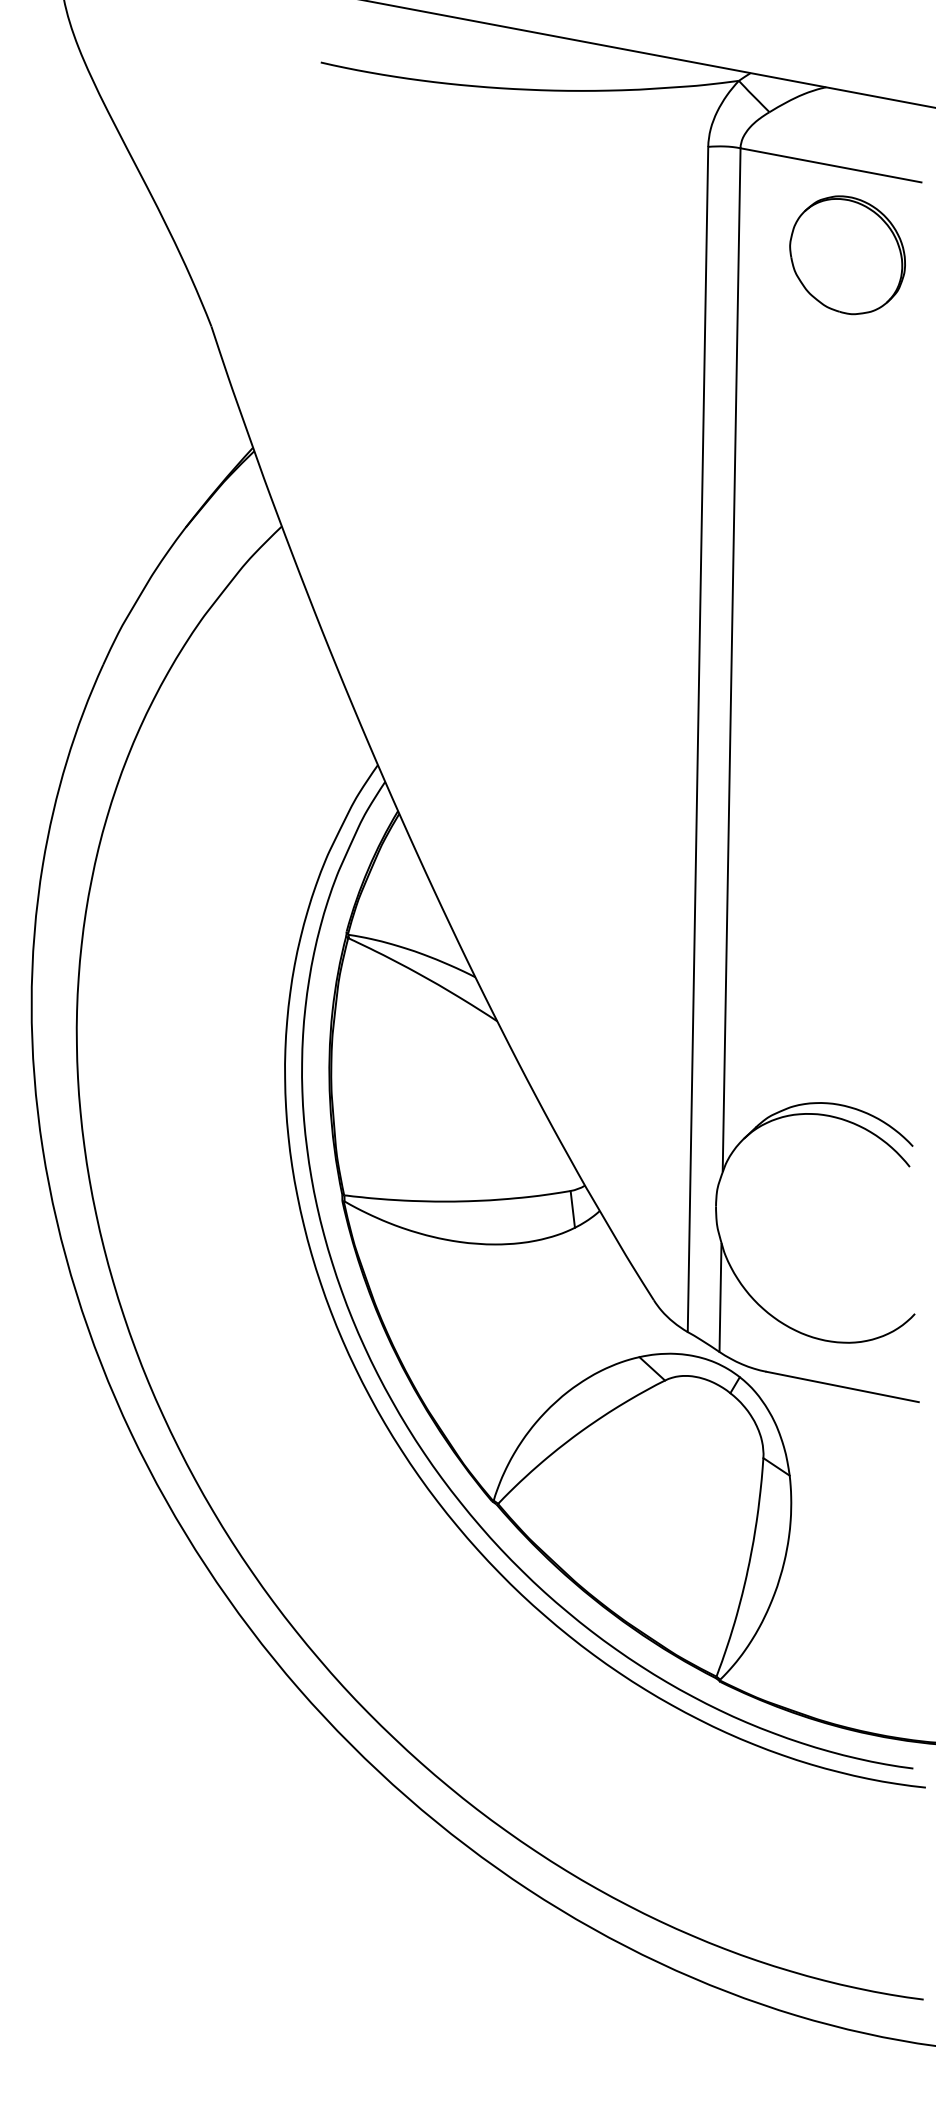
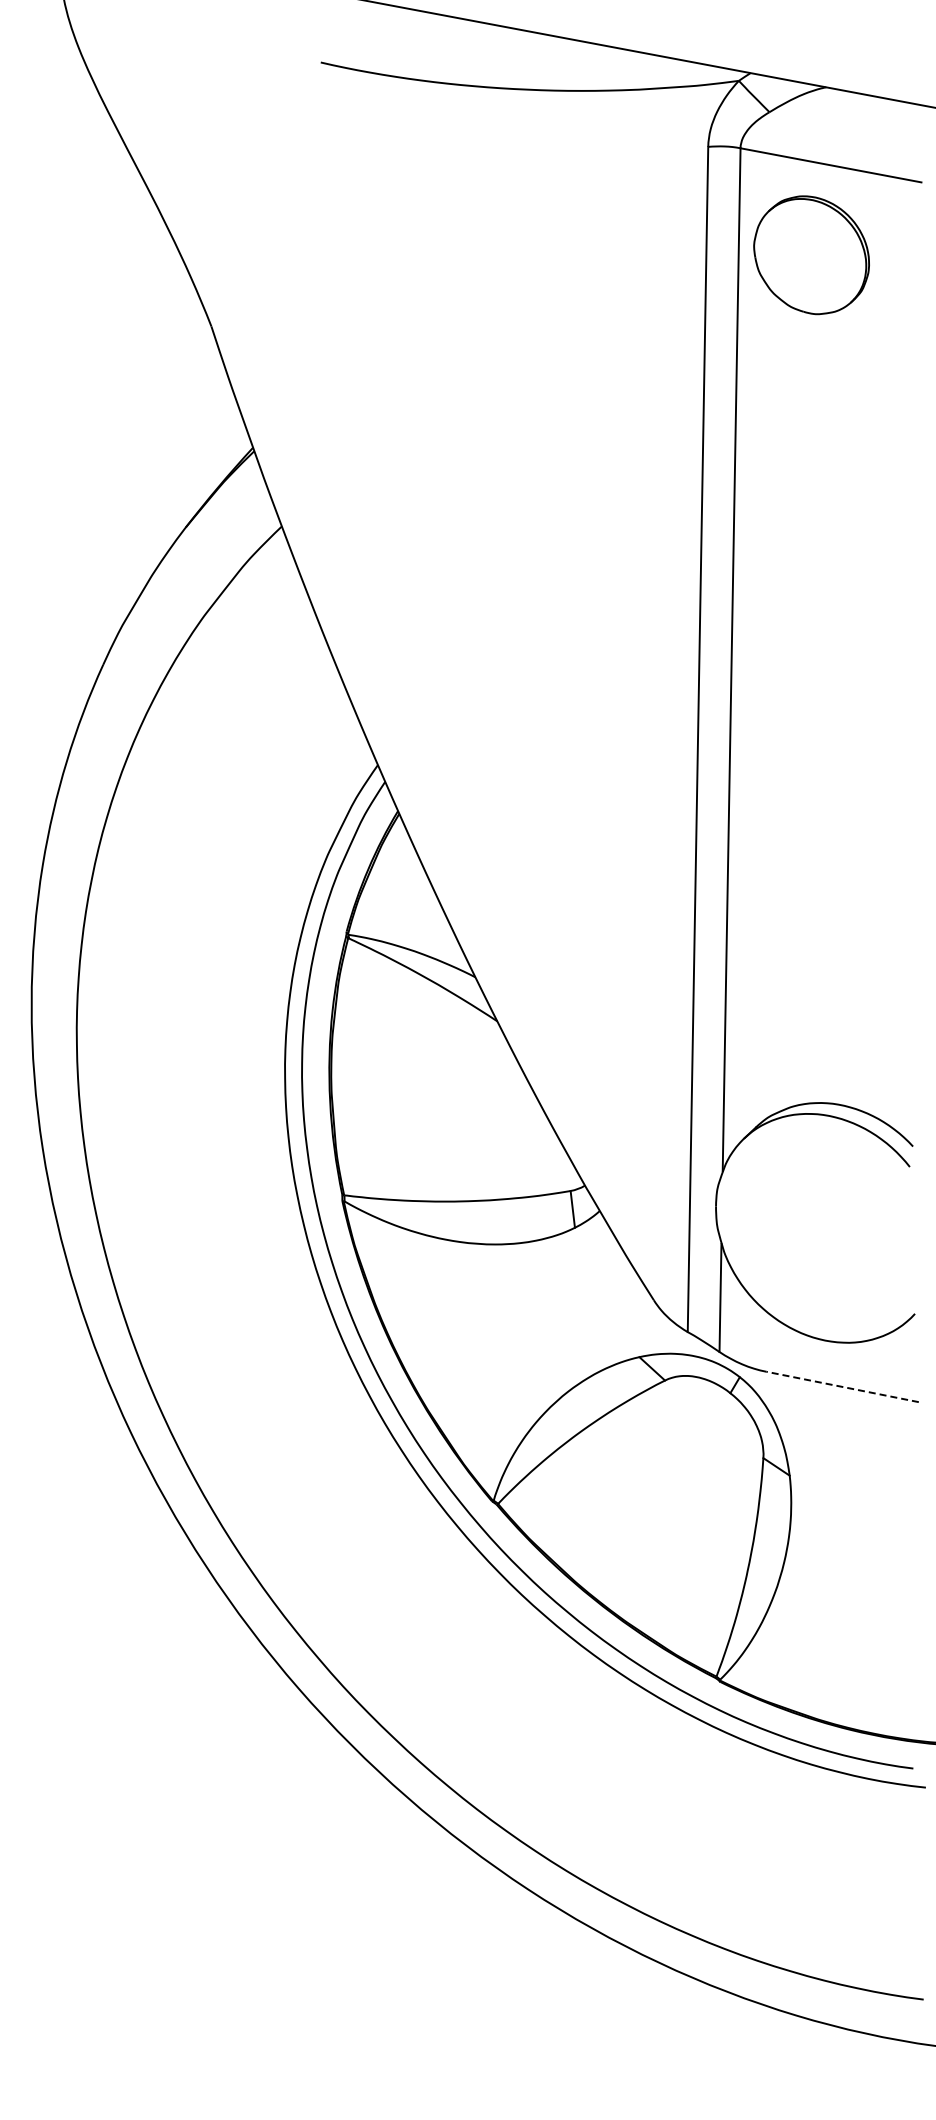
part position: (847, 255) -> (811, 255) (811, 255)
line: solid -> dashed (842, 1386)
